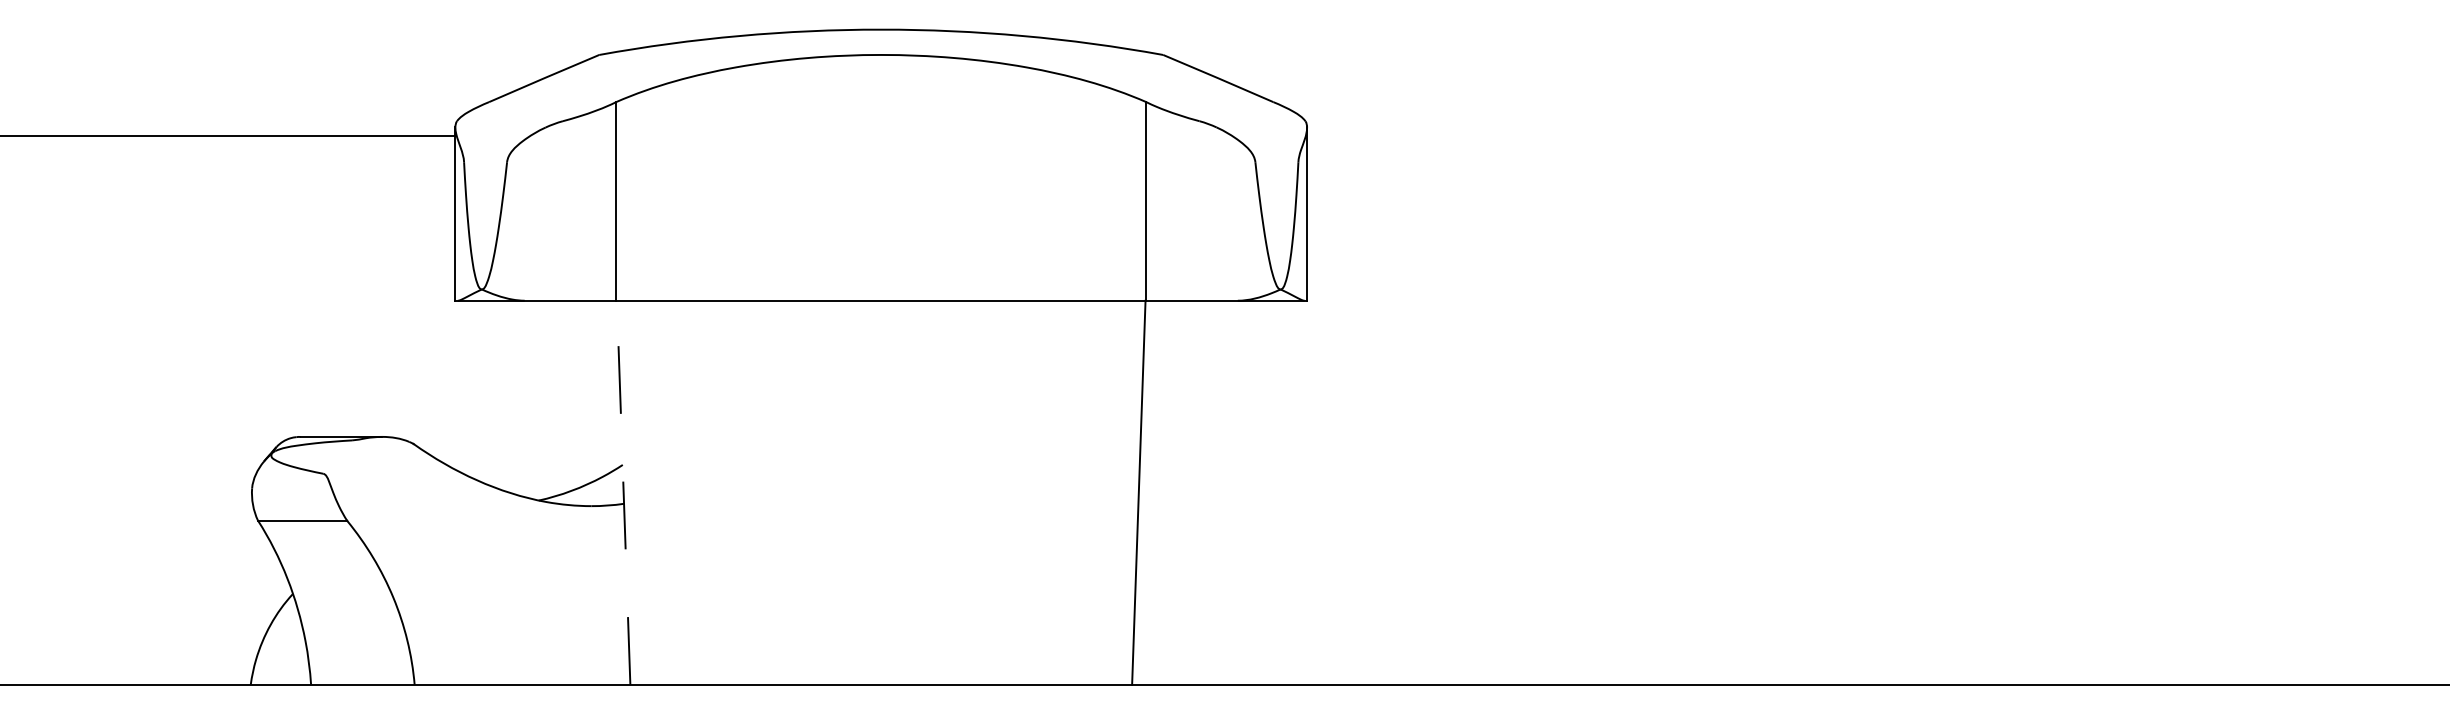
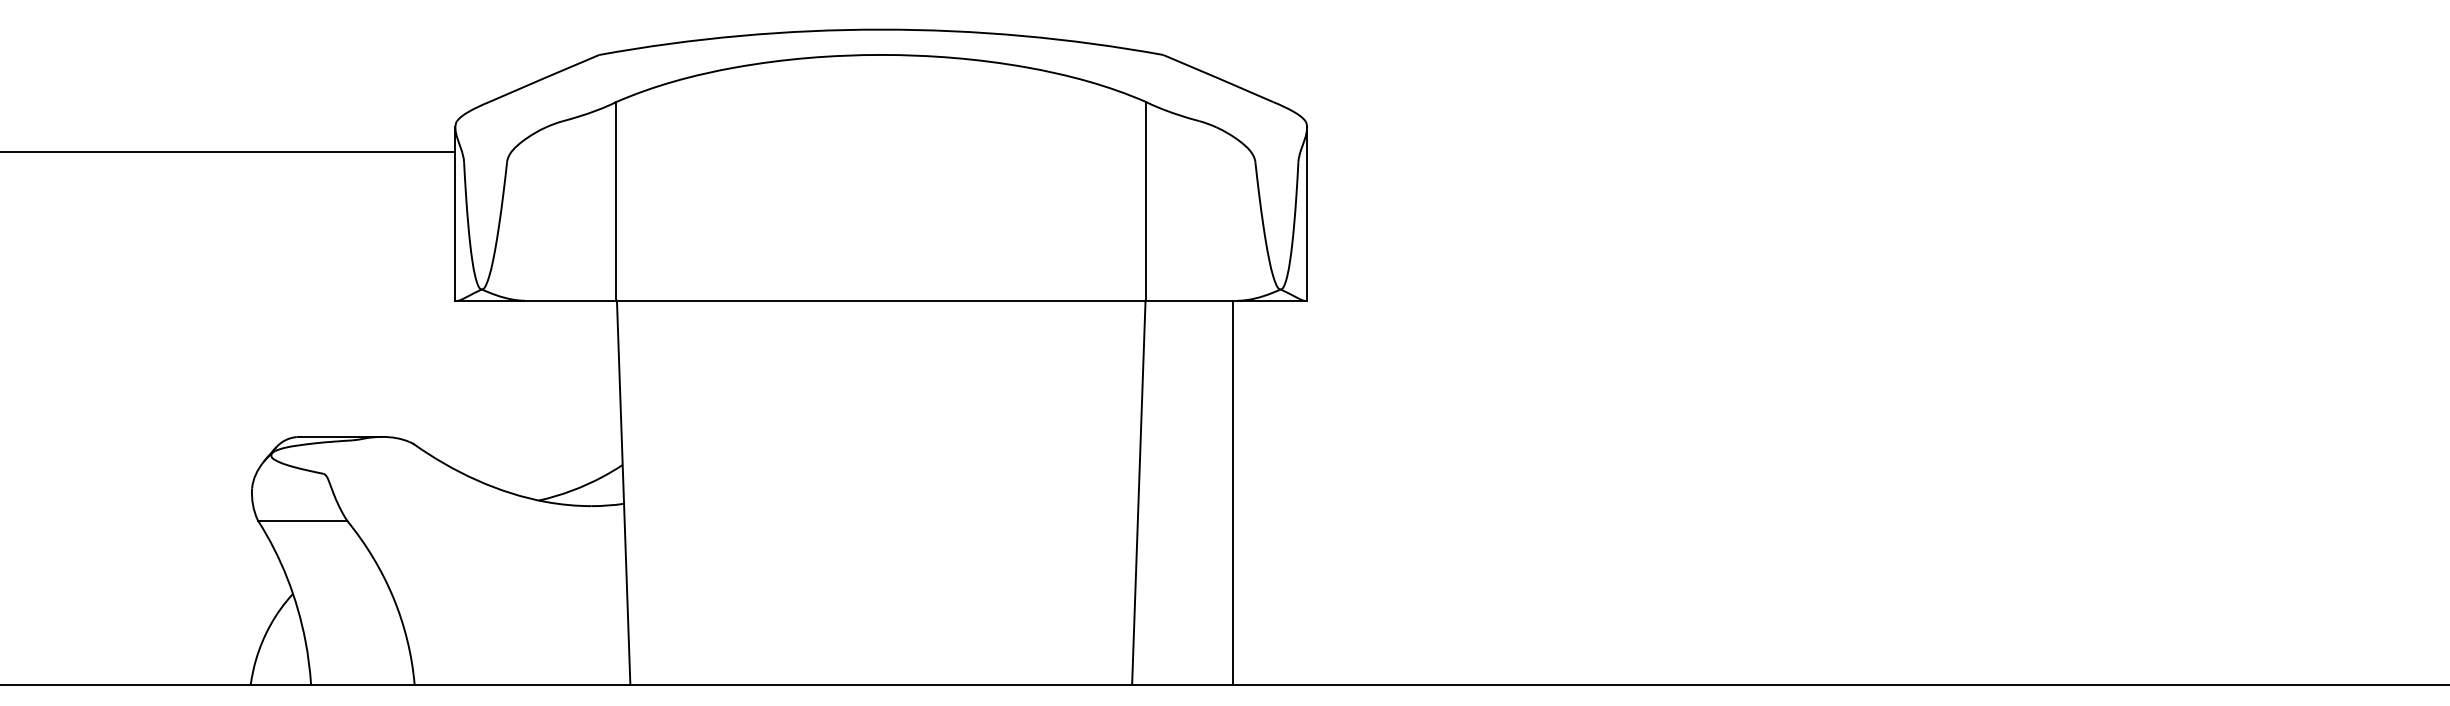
line position: (228, 135) -> (228, 151) (228, 151)
line: dashed -> solid (623, 492)
line: none -> present (1233, 492)
